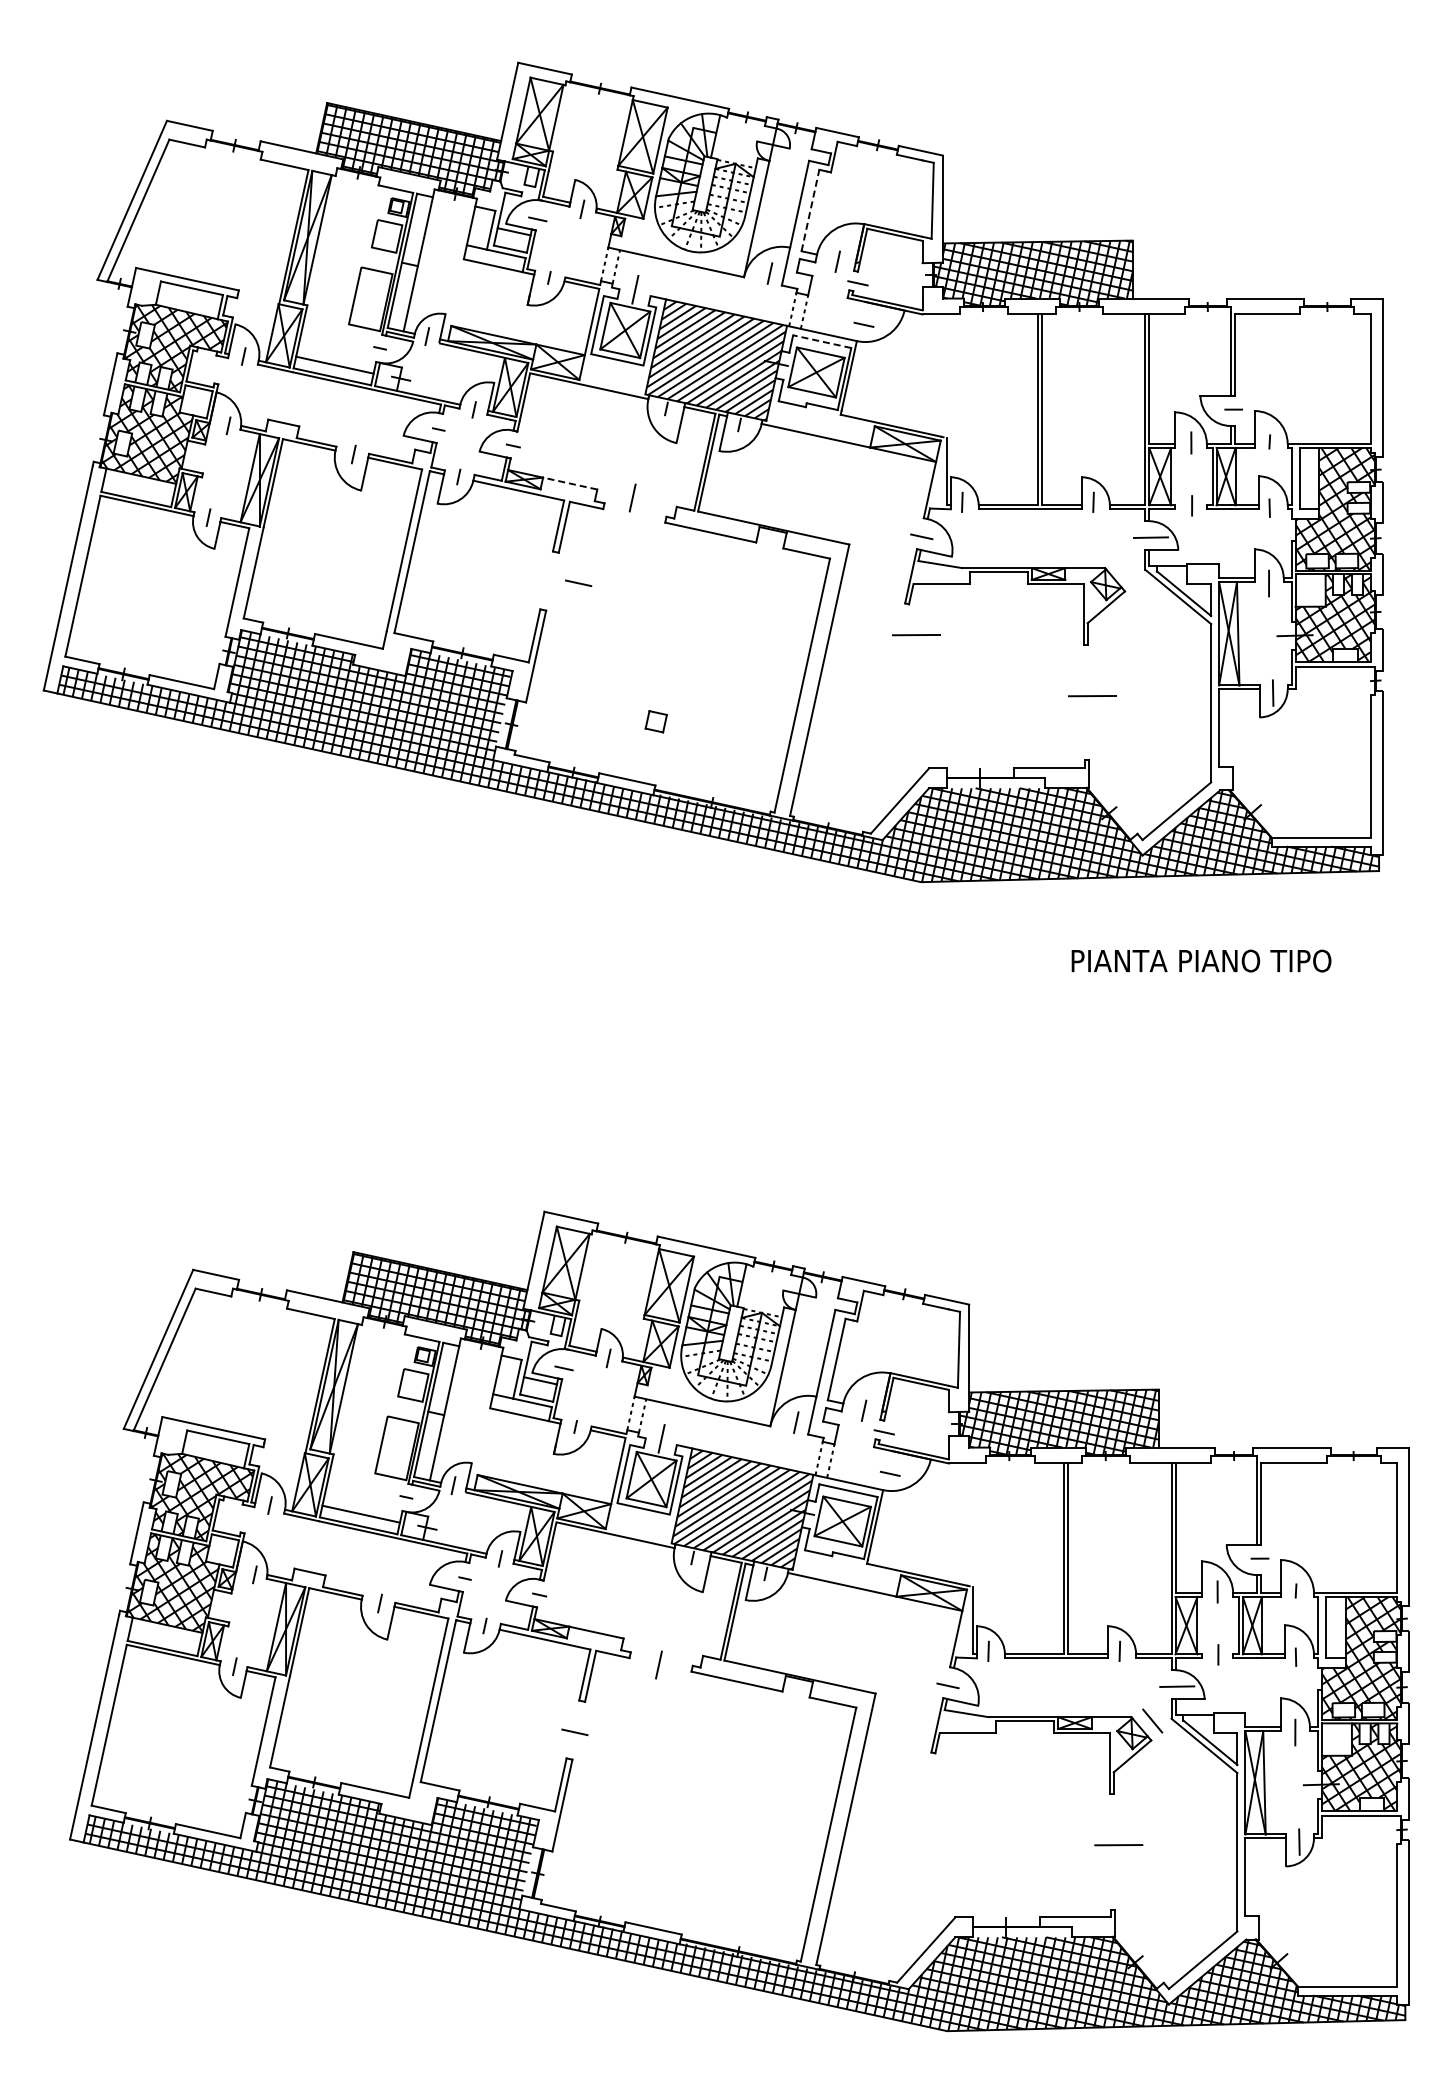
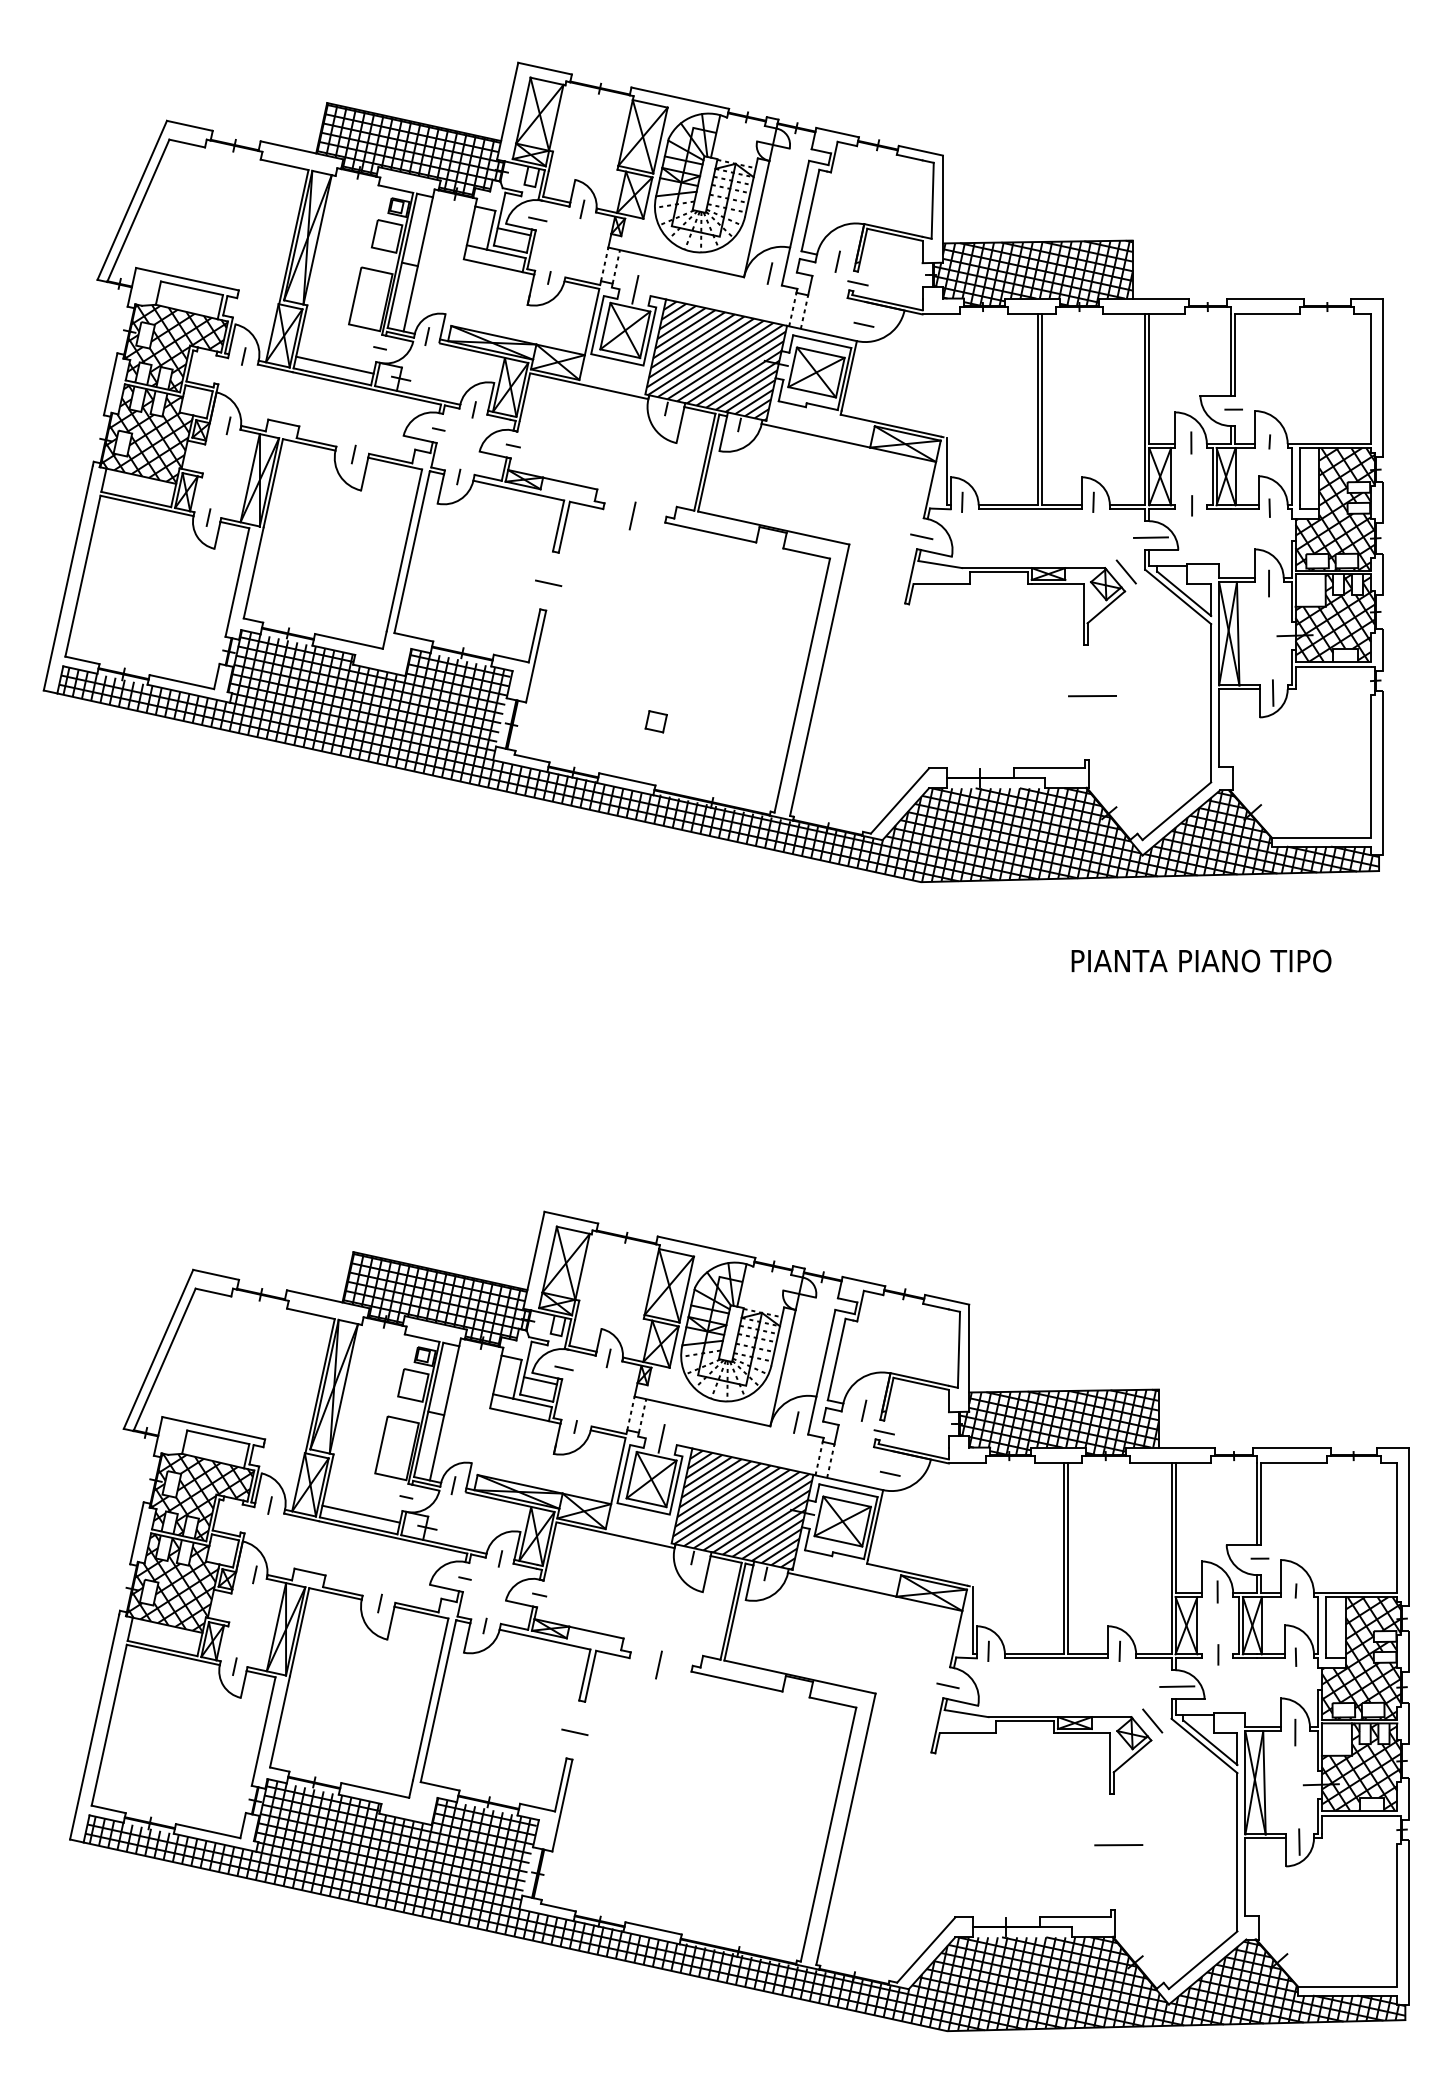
line: dashed -> solid (810, 210)
line: dashed -> solid (822, 341)
line: dashed -> solid (570, 483)
line position: (632, 497) -> (632, 515) (632, 515)
line: none -> present (1125, 571)
line position: (578, 582) -> (548, 582) (548, 582)
line: present -> none (916, 635)
